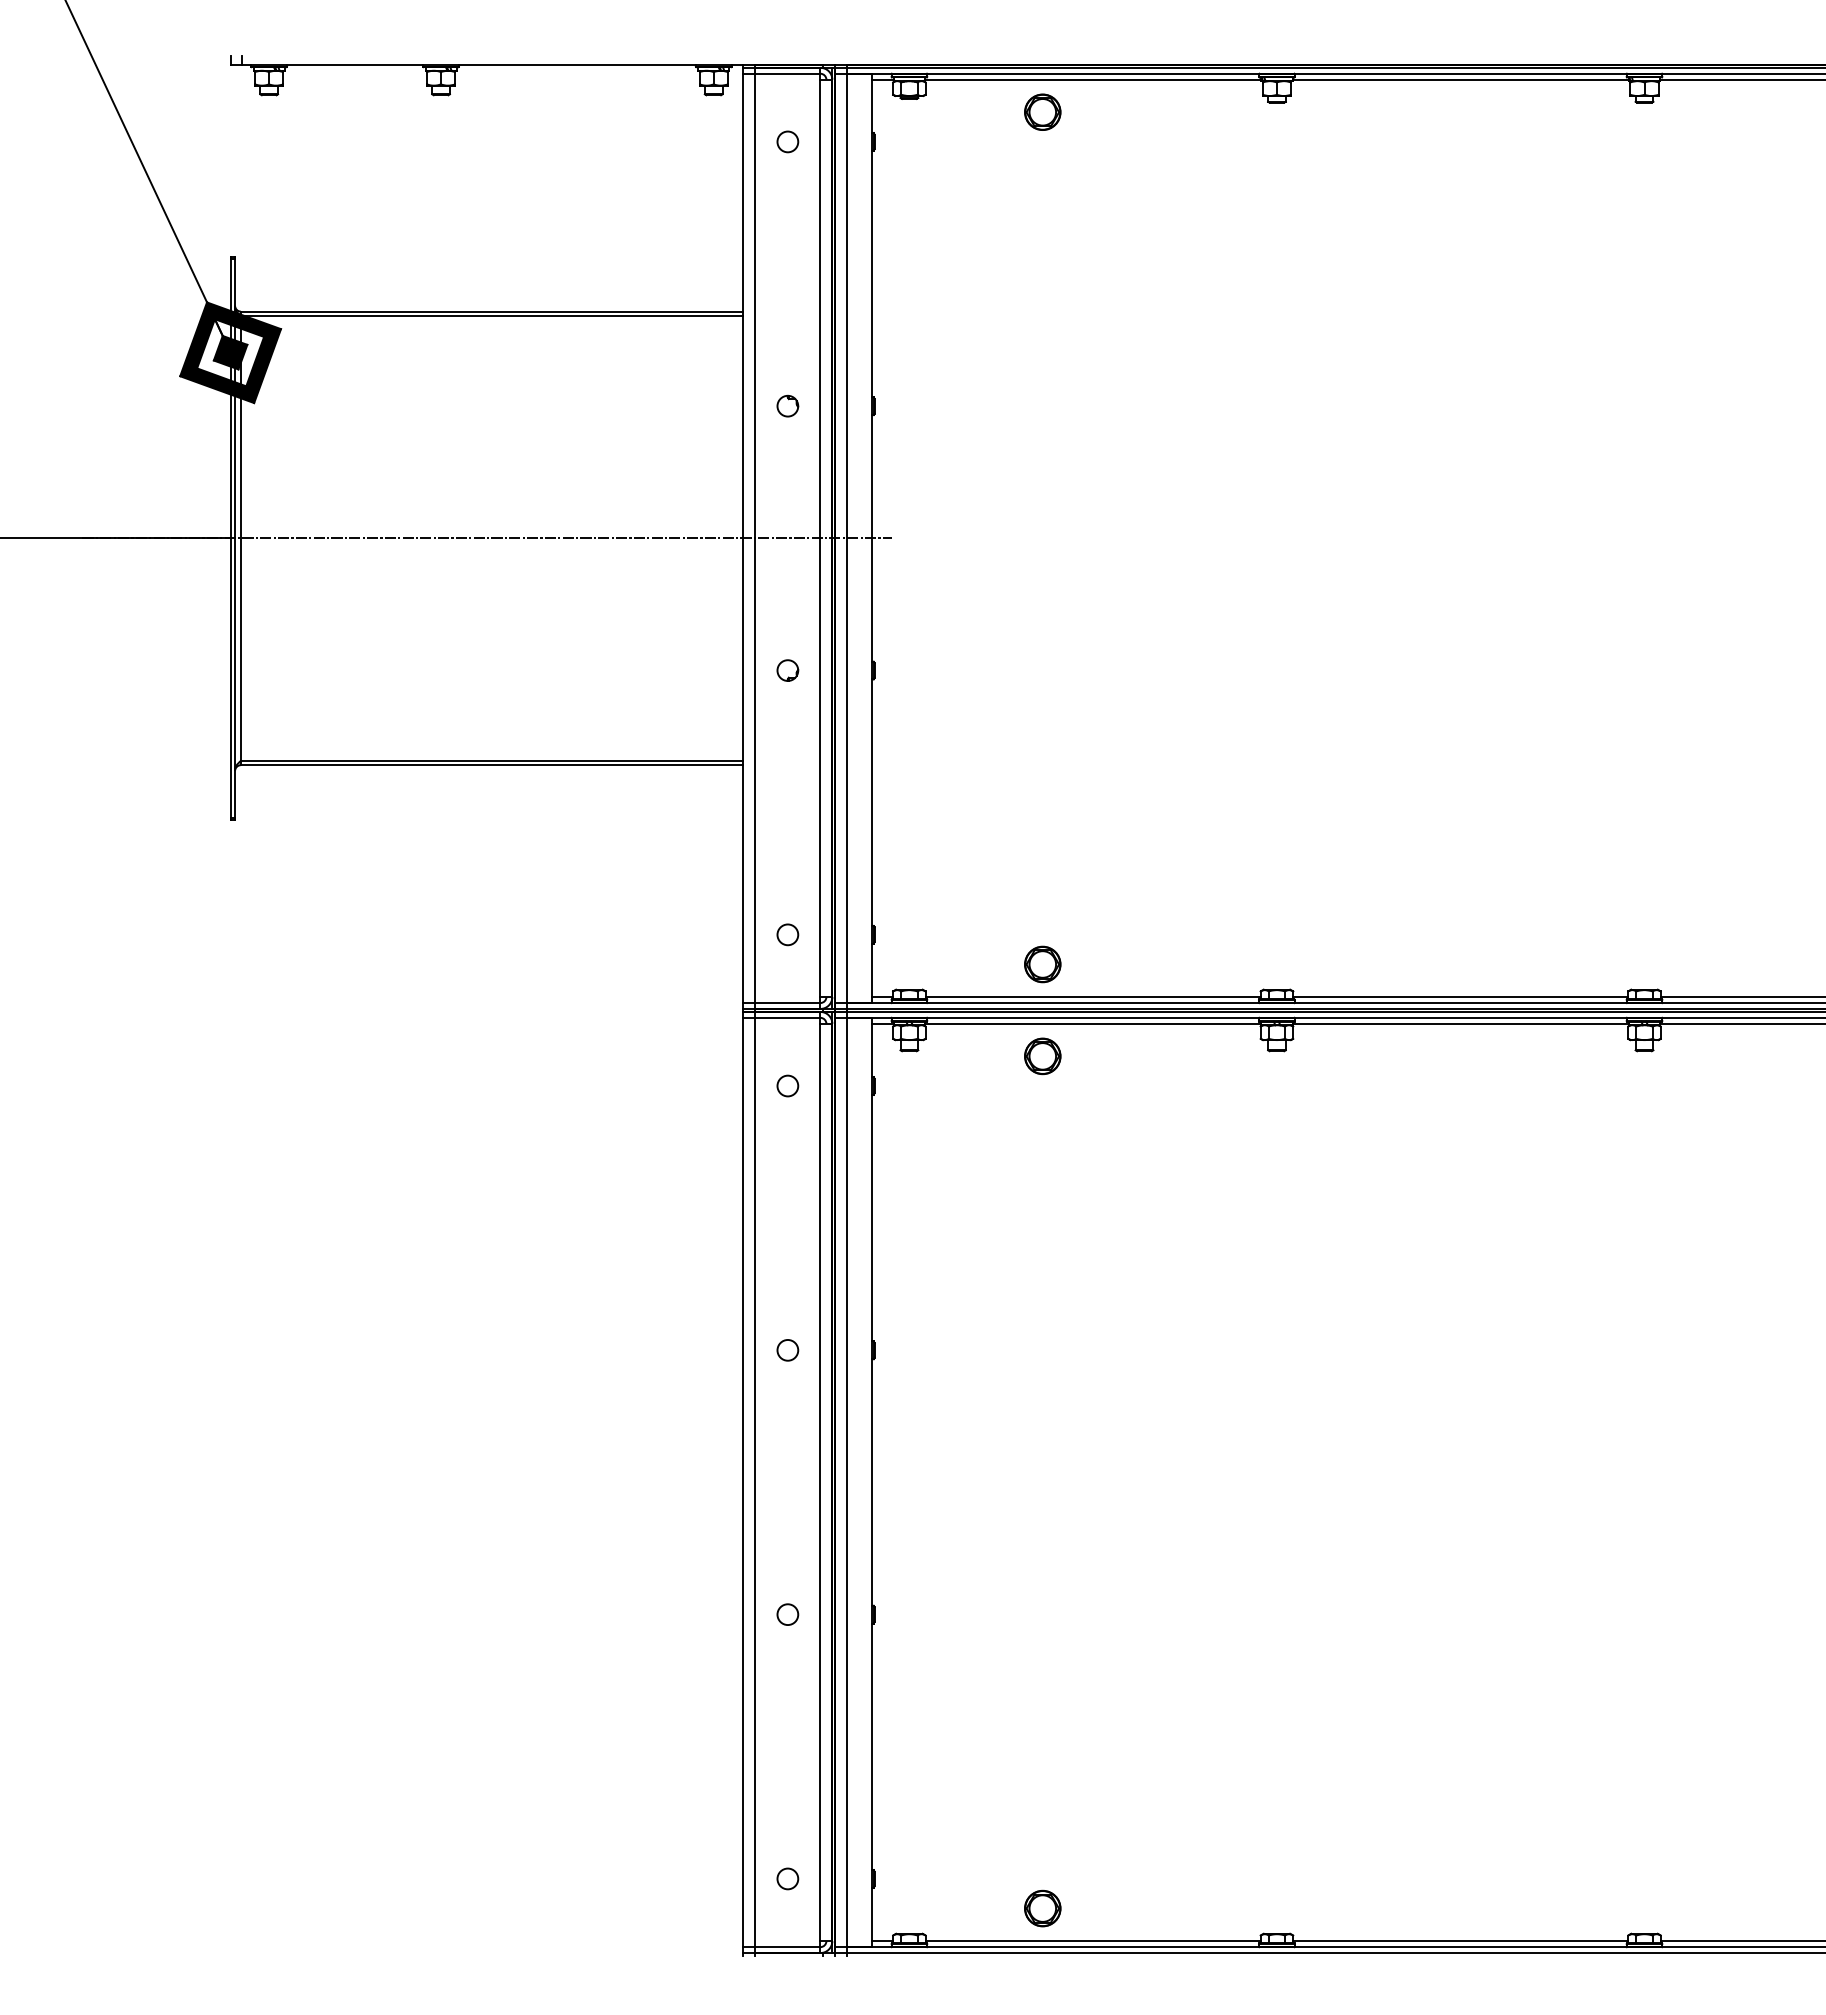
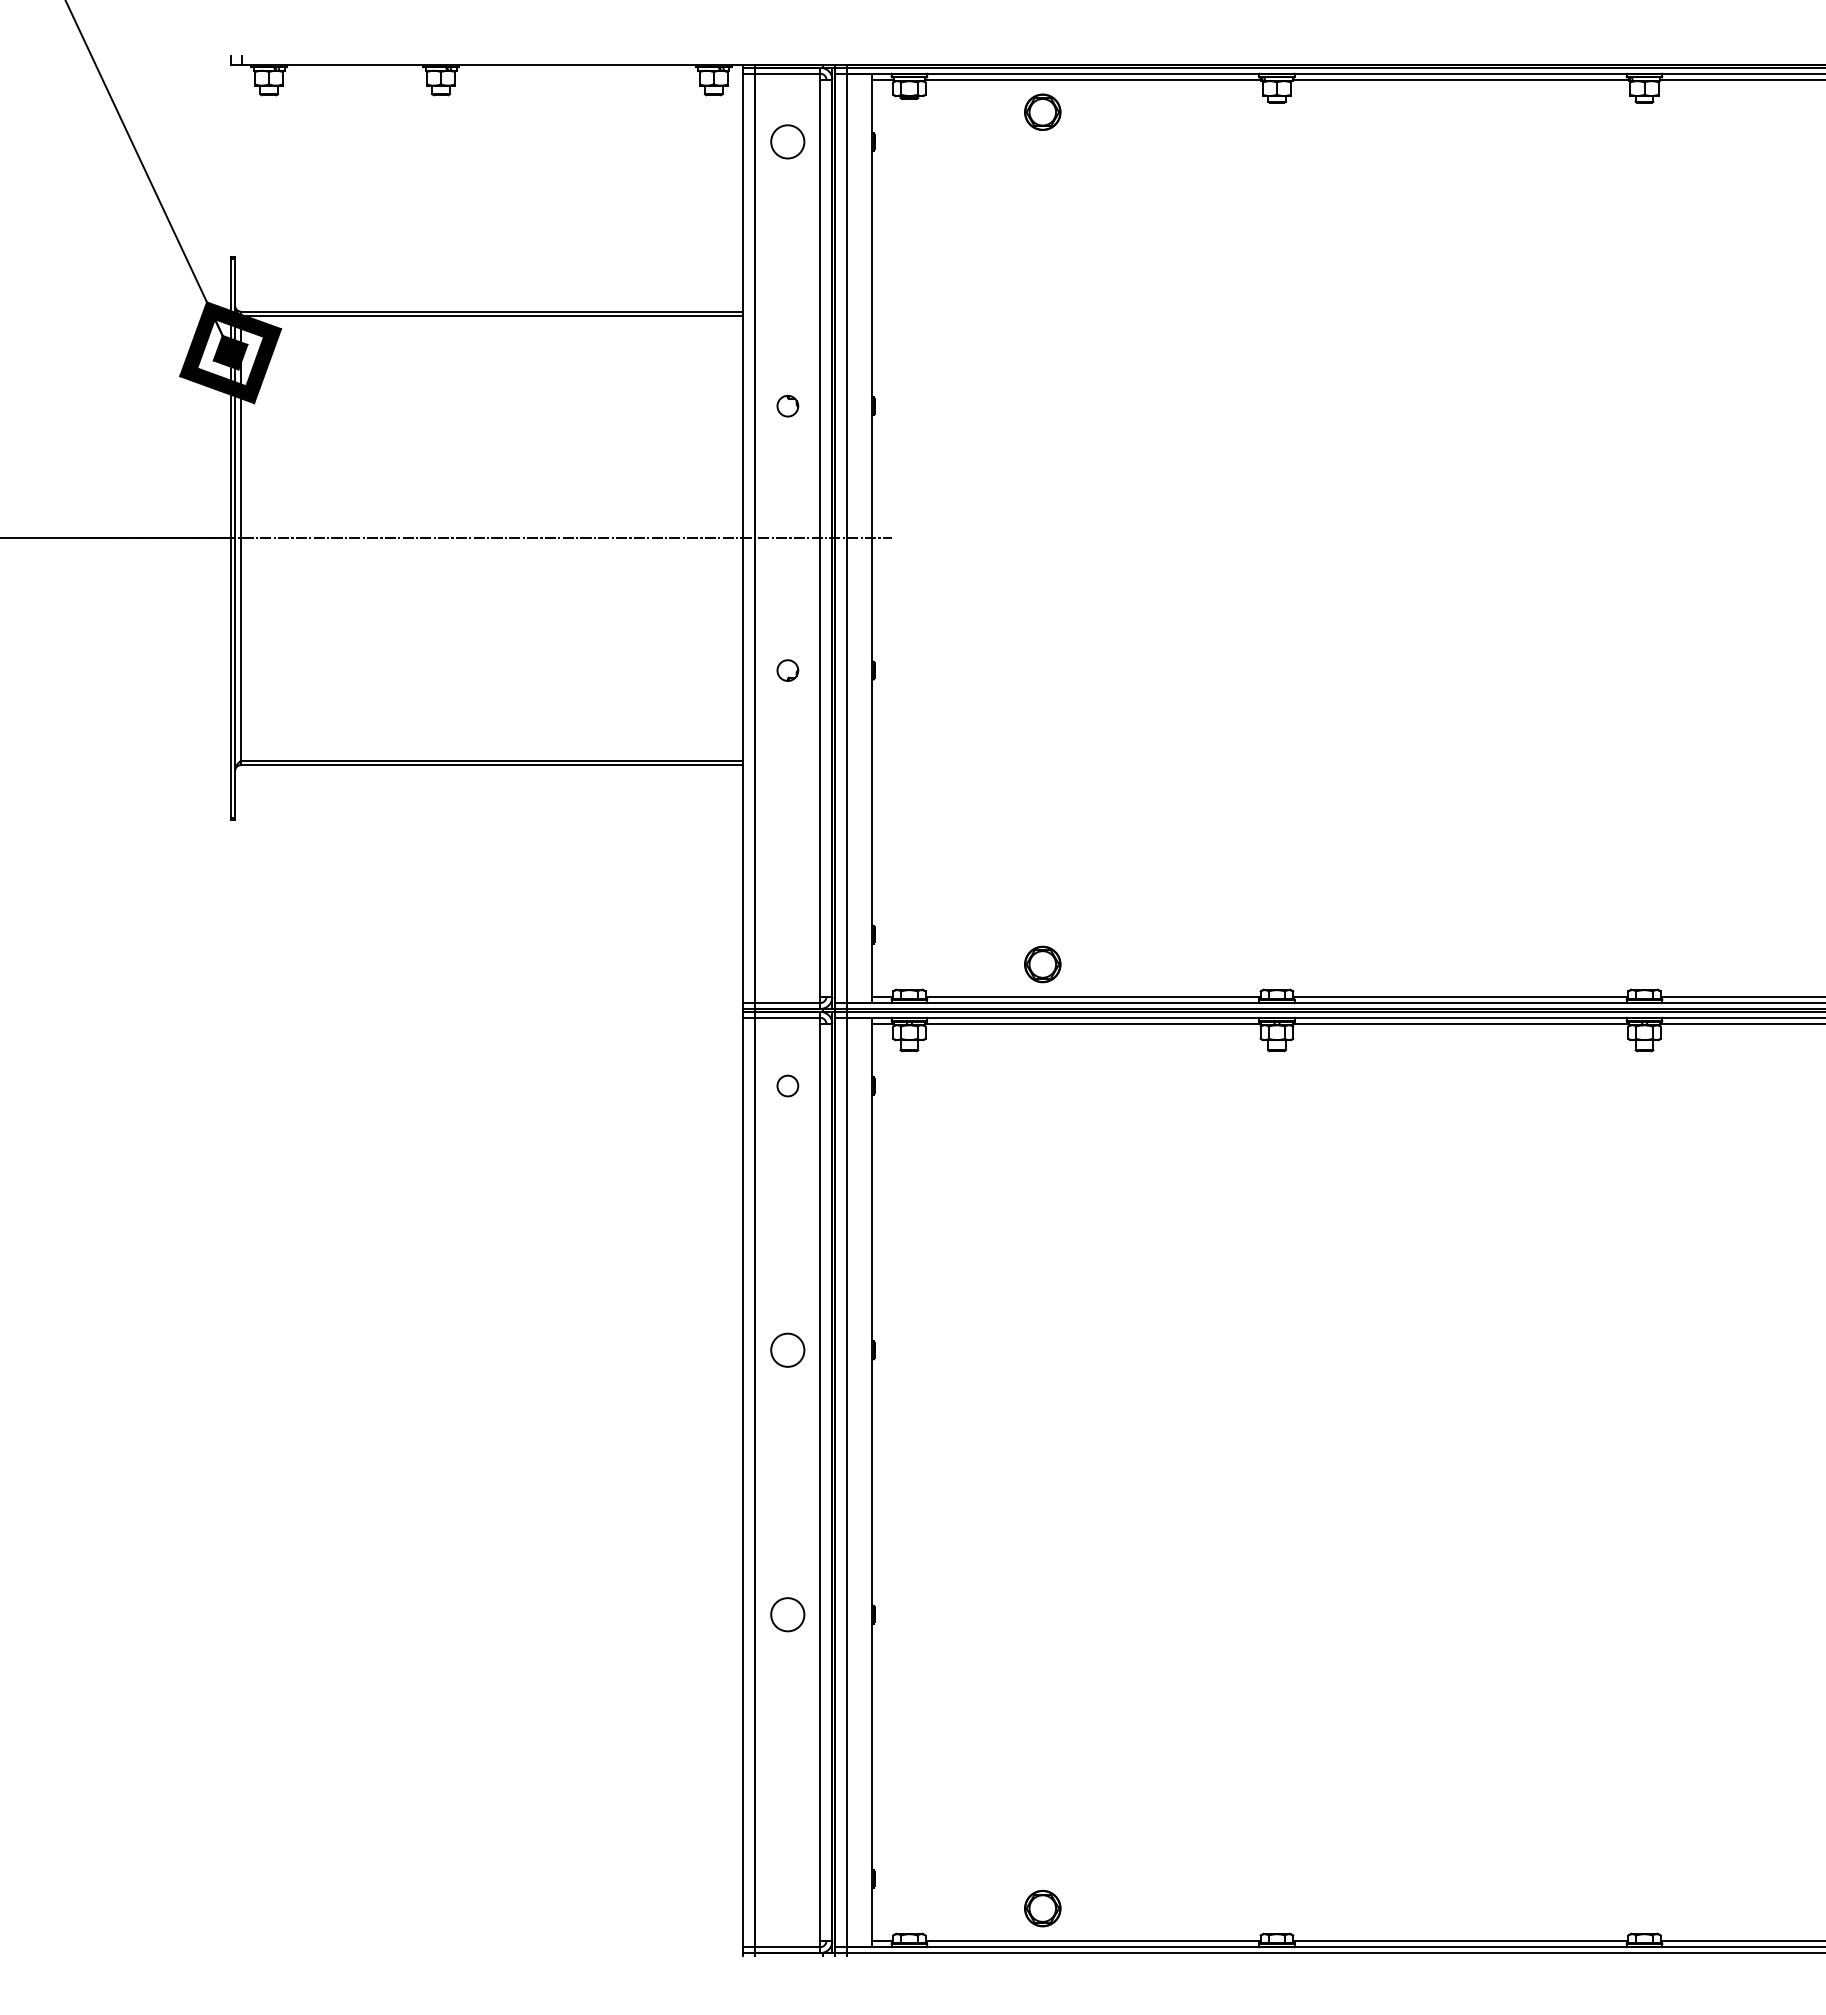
circle size: 24x24 px -> 36x36 px (787, 141)
circle: present -> none (787, 934)
part: present -> none (1042, 1056)
circle size: 24x23 px -> 36x36 px (787, 1349)
circle size: 24x23 px -> 36x36 px (787, 1614)
circle: present -> none (787, 1878)
